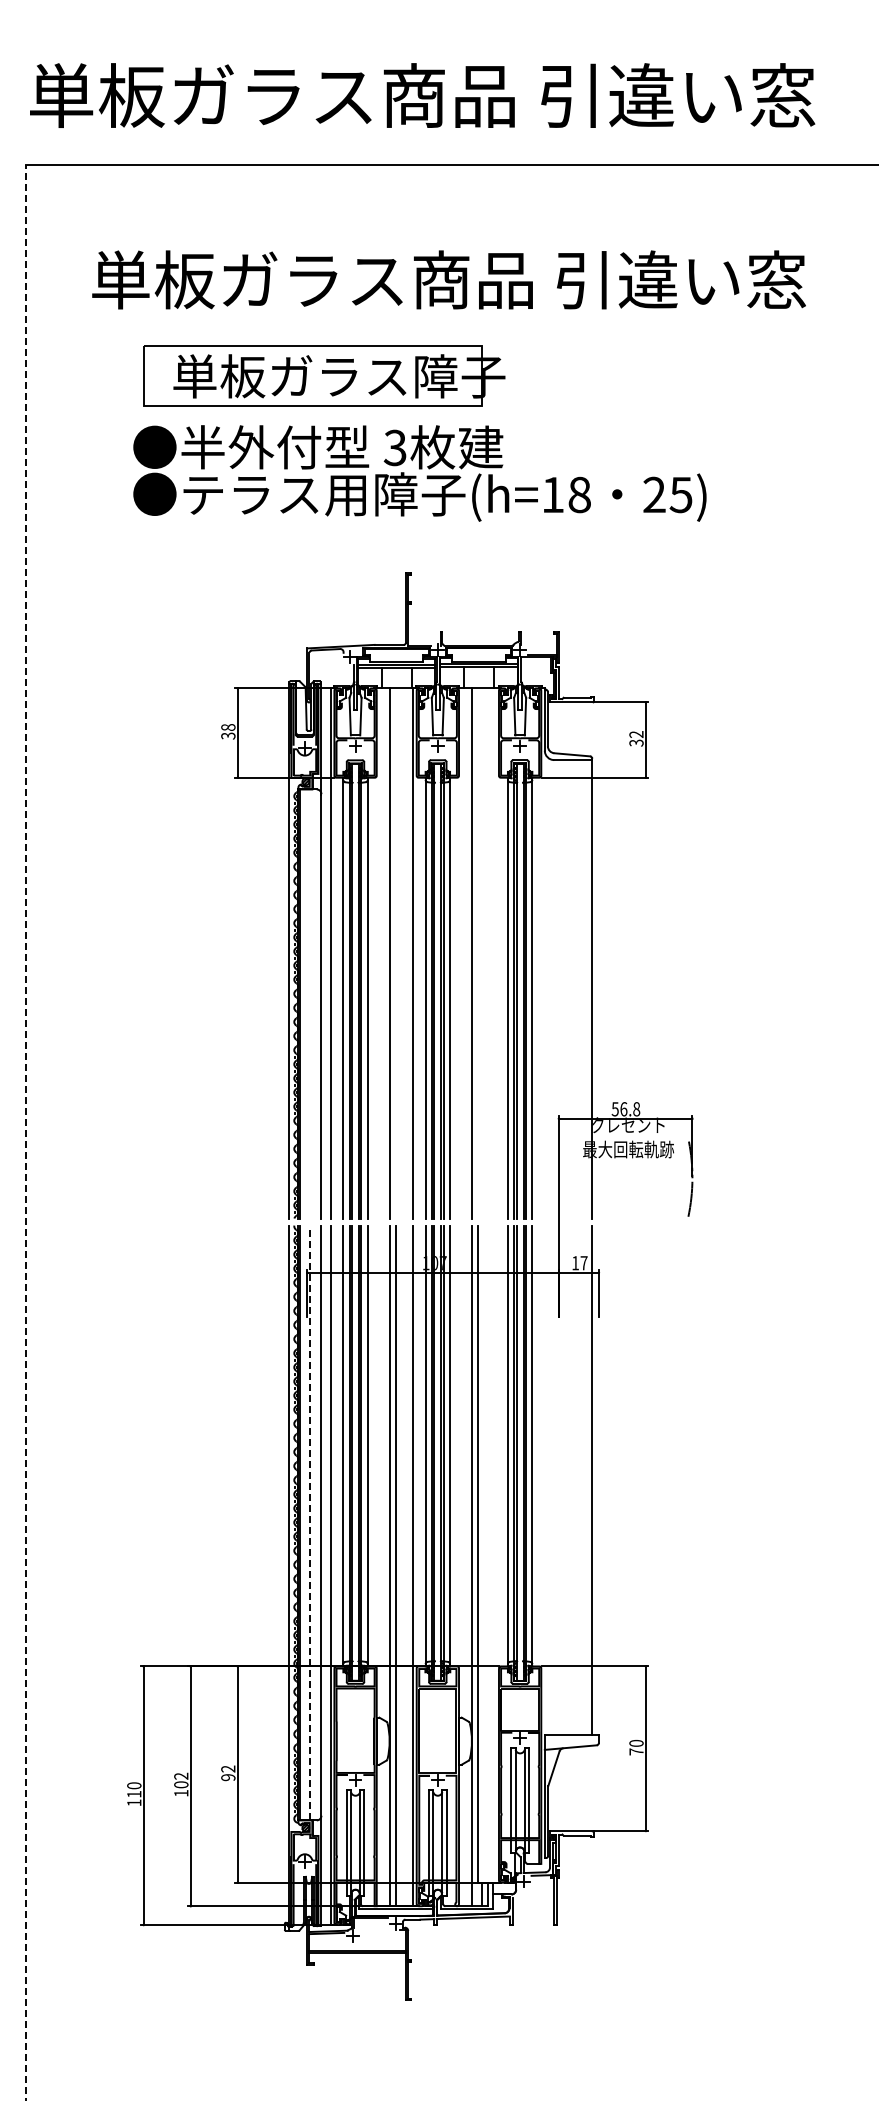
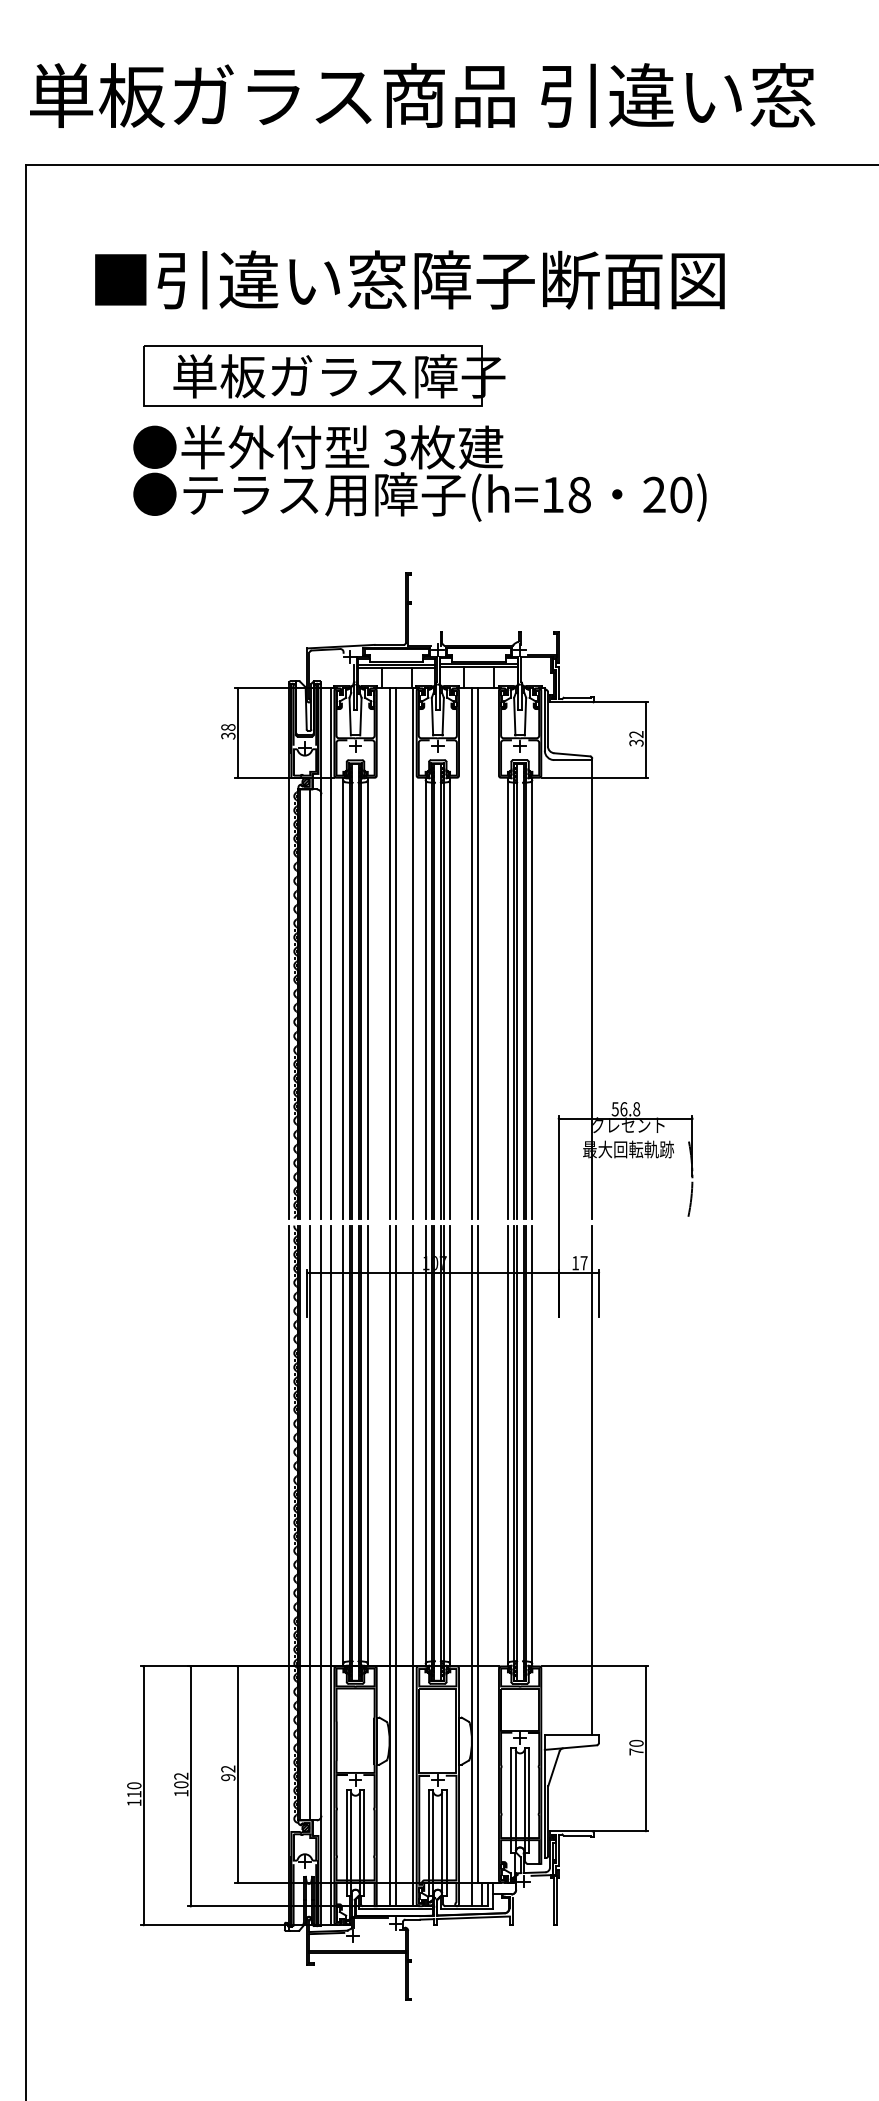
text: 単板ガラス商品 引違い窓 -> ■引違い窓障子断面図 (448, 279)
text: 25) -> 20) (680, 494)
line: none -> present (395, 953)
line: none -> present (477, 953)
line: none -> present (310, 1003)
line: dashed -> solid (26, 1132)
line: dashed -> solid (310, 1522)
